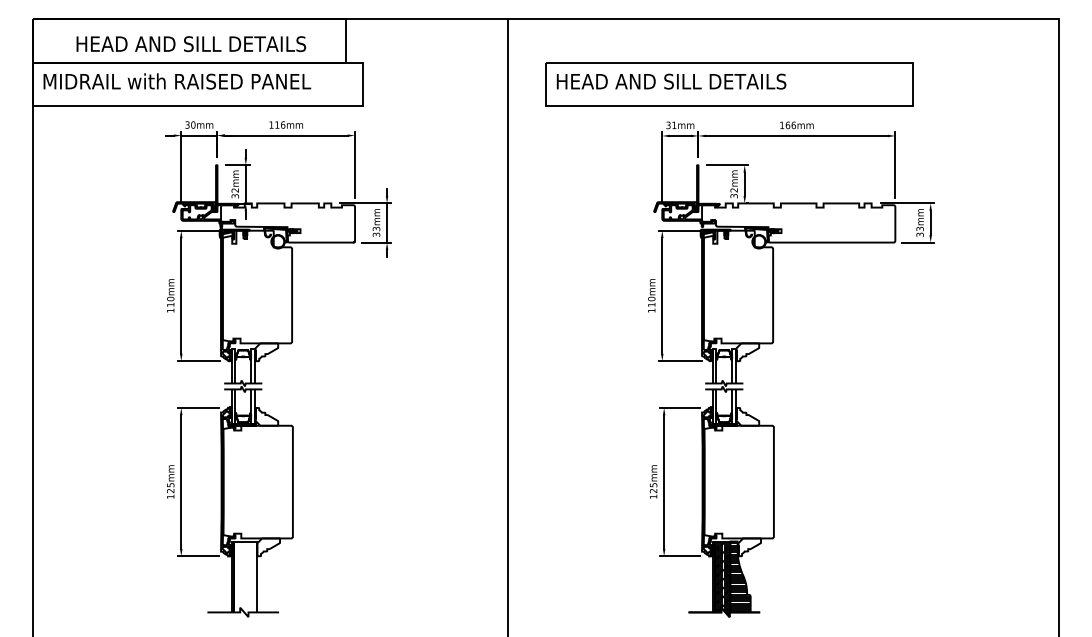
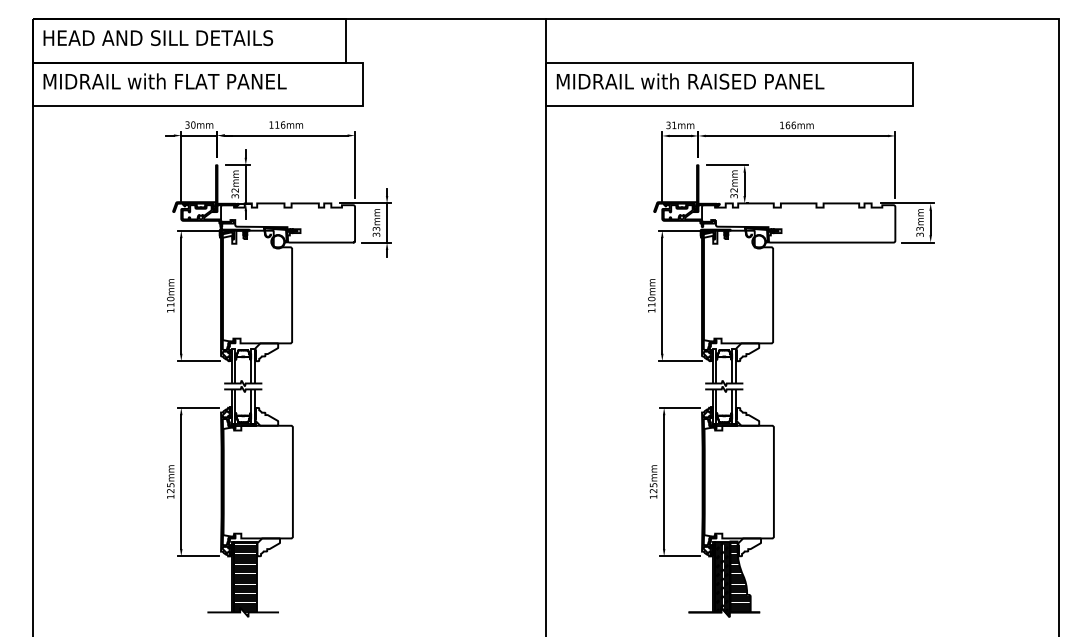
text position: (191, 44) -> (158, 38) (158, 38)
text: MIDRAIL with RAISED PANEL -> MIDRAIL with FLAT PANEL (244, 81)
text: HEAD AND SILL DETAILS -> MIDRAIL with RAISED PANEL (691, 81)
line position: (507, 326) -> (545, 326) (545, 326)
hatch: none -> present (245, 579)
